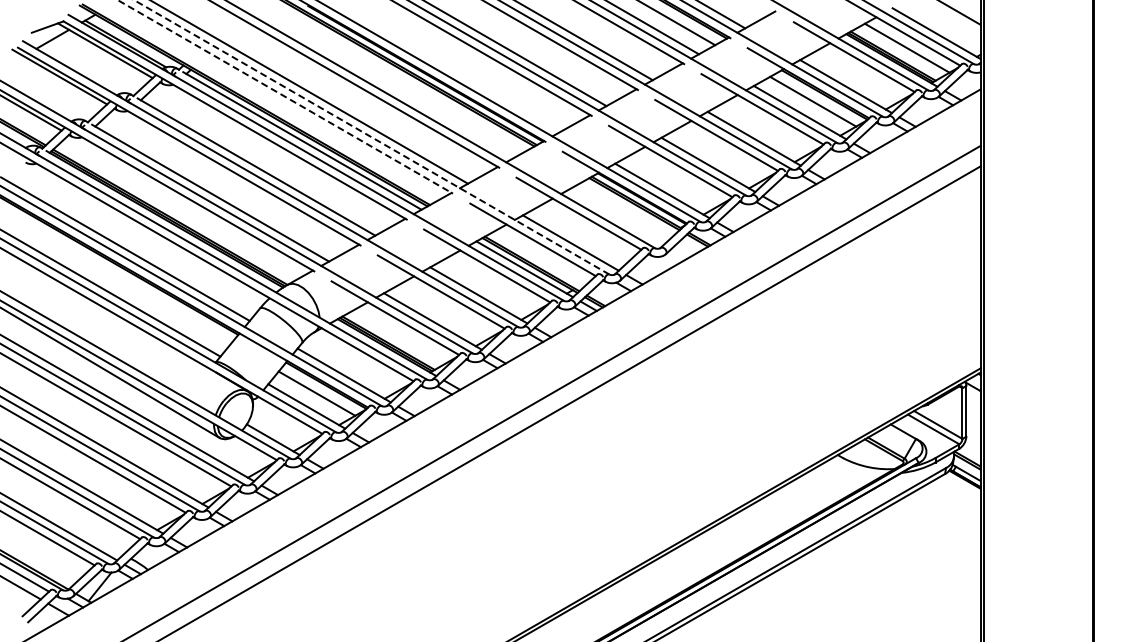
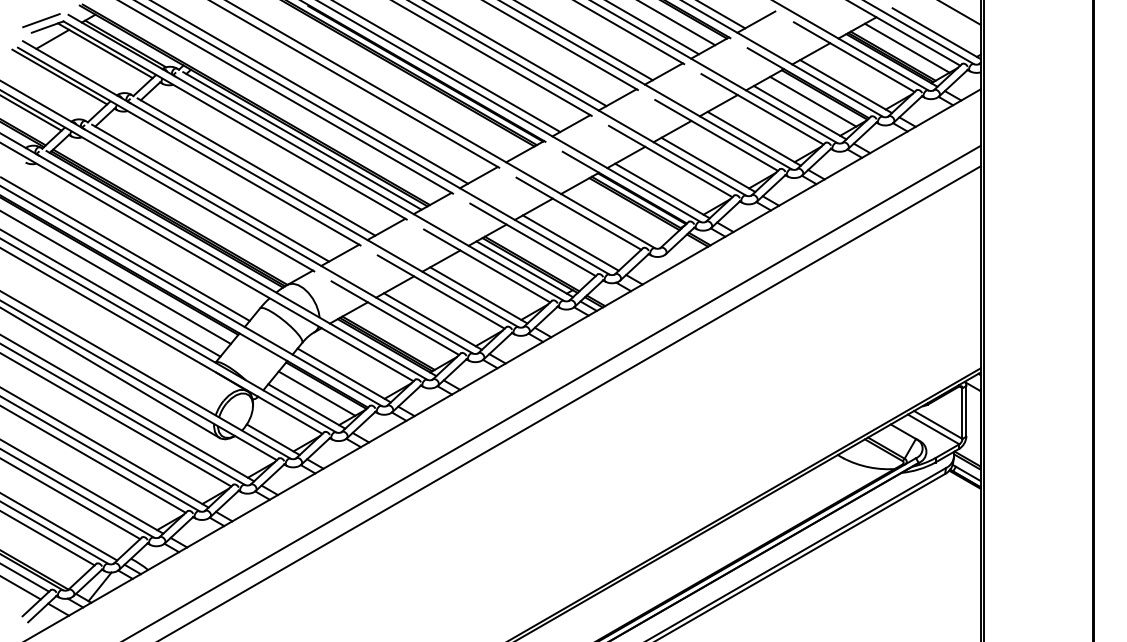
line: none -> present (41, 20)
line: none -> present (447, 67)
line: dashed -> solid (285, 96)
line: dashed -> solid (371, 137)
line: none -> present (116, 277)
